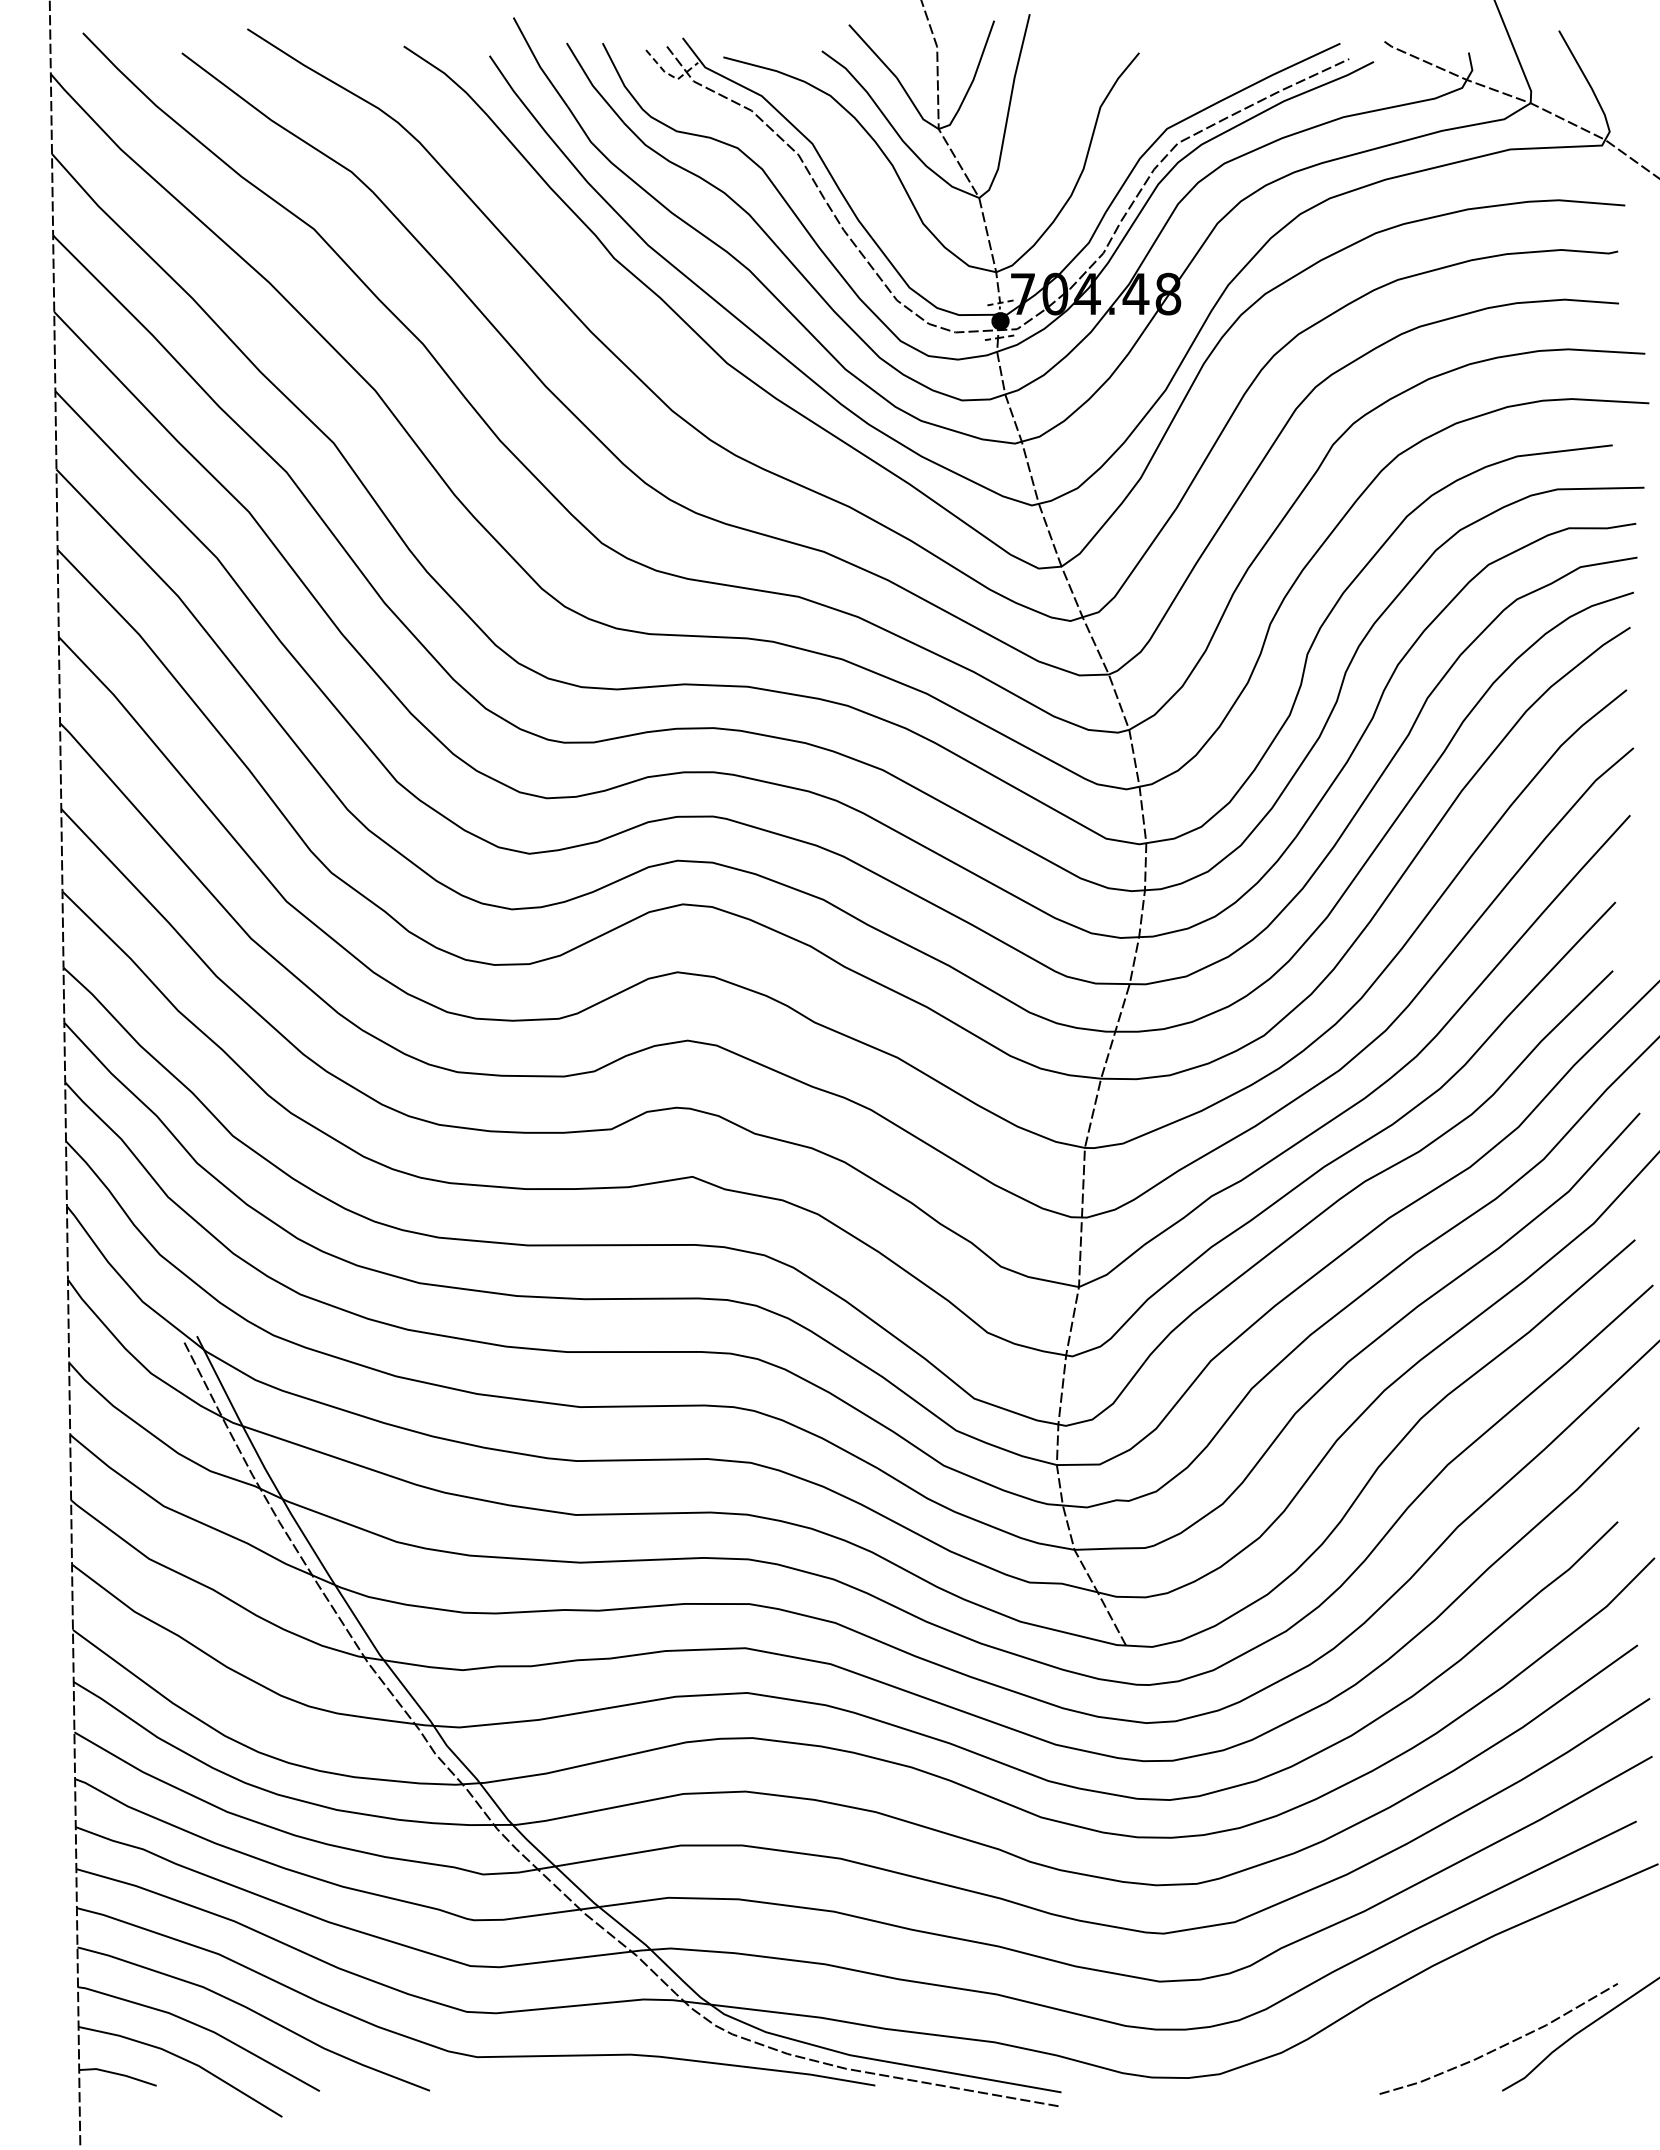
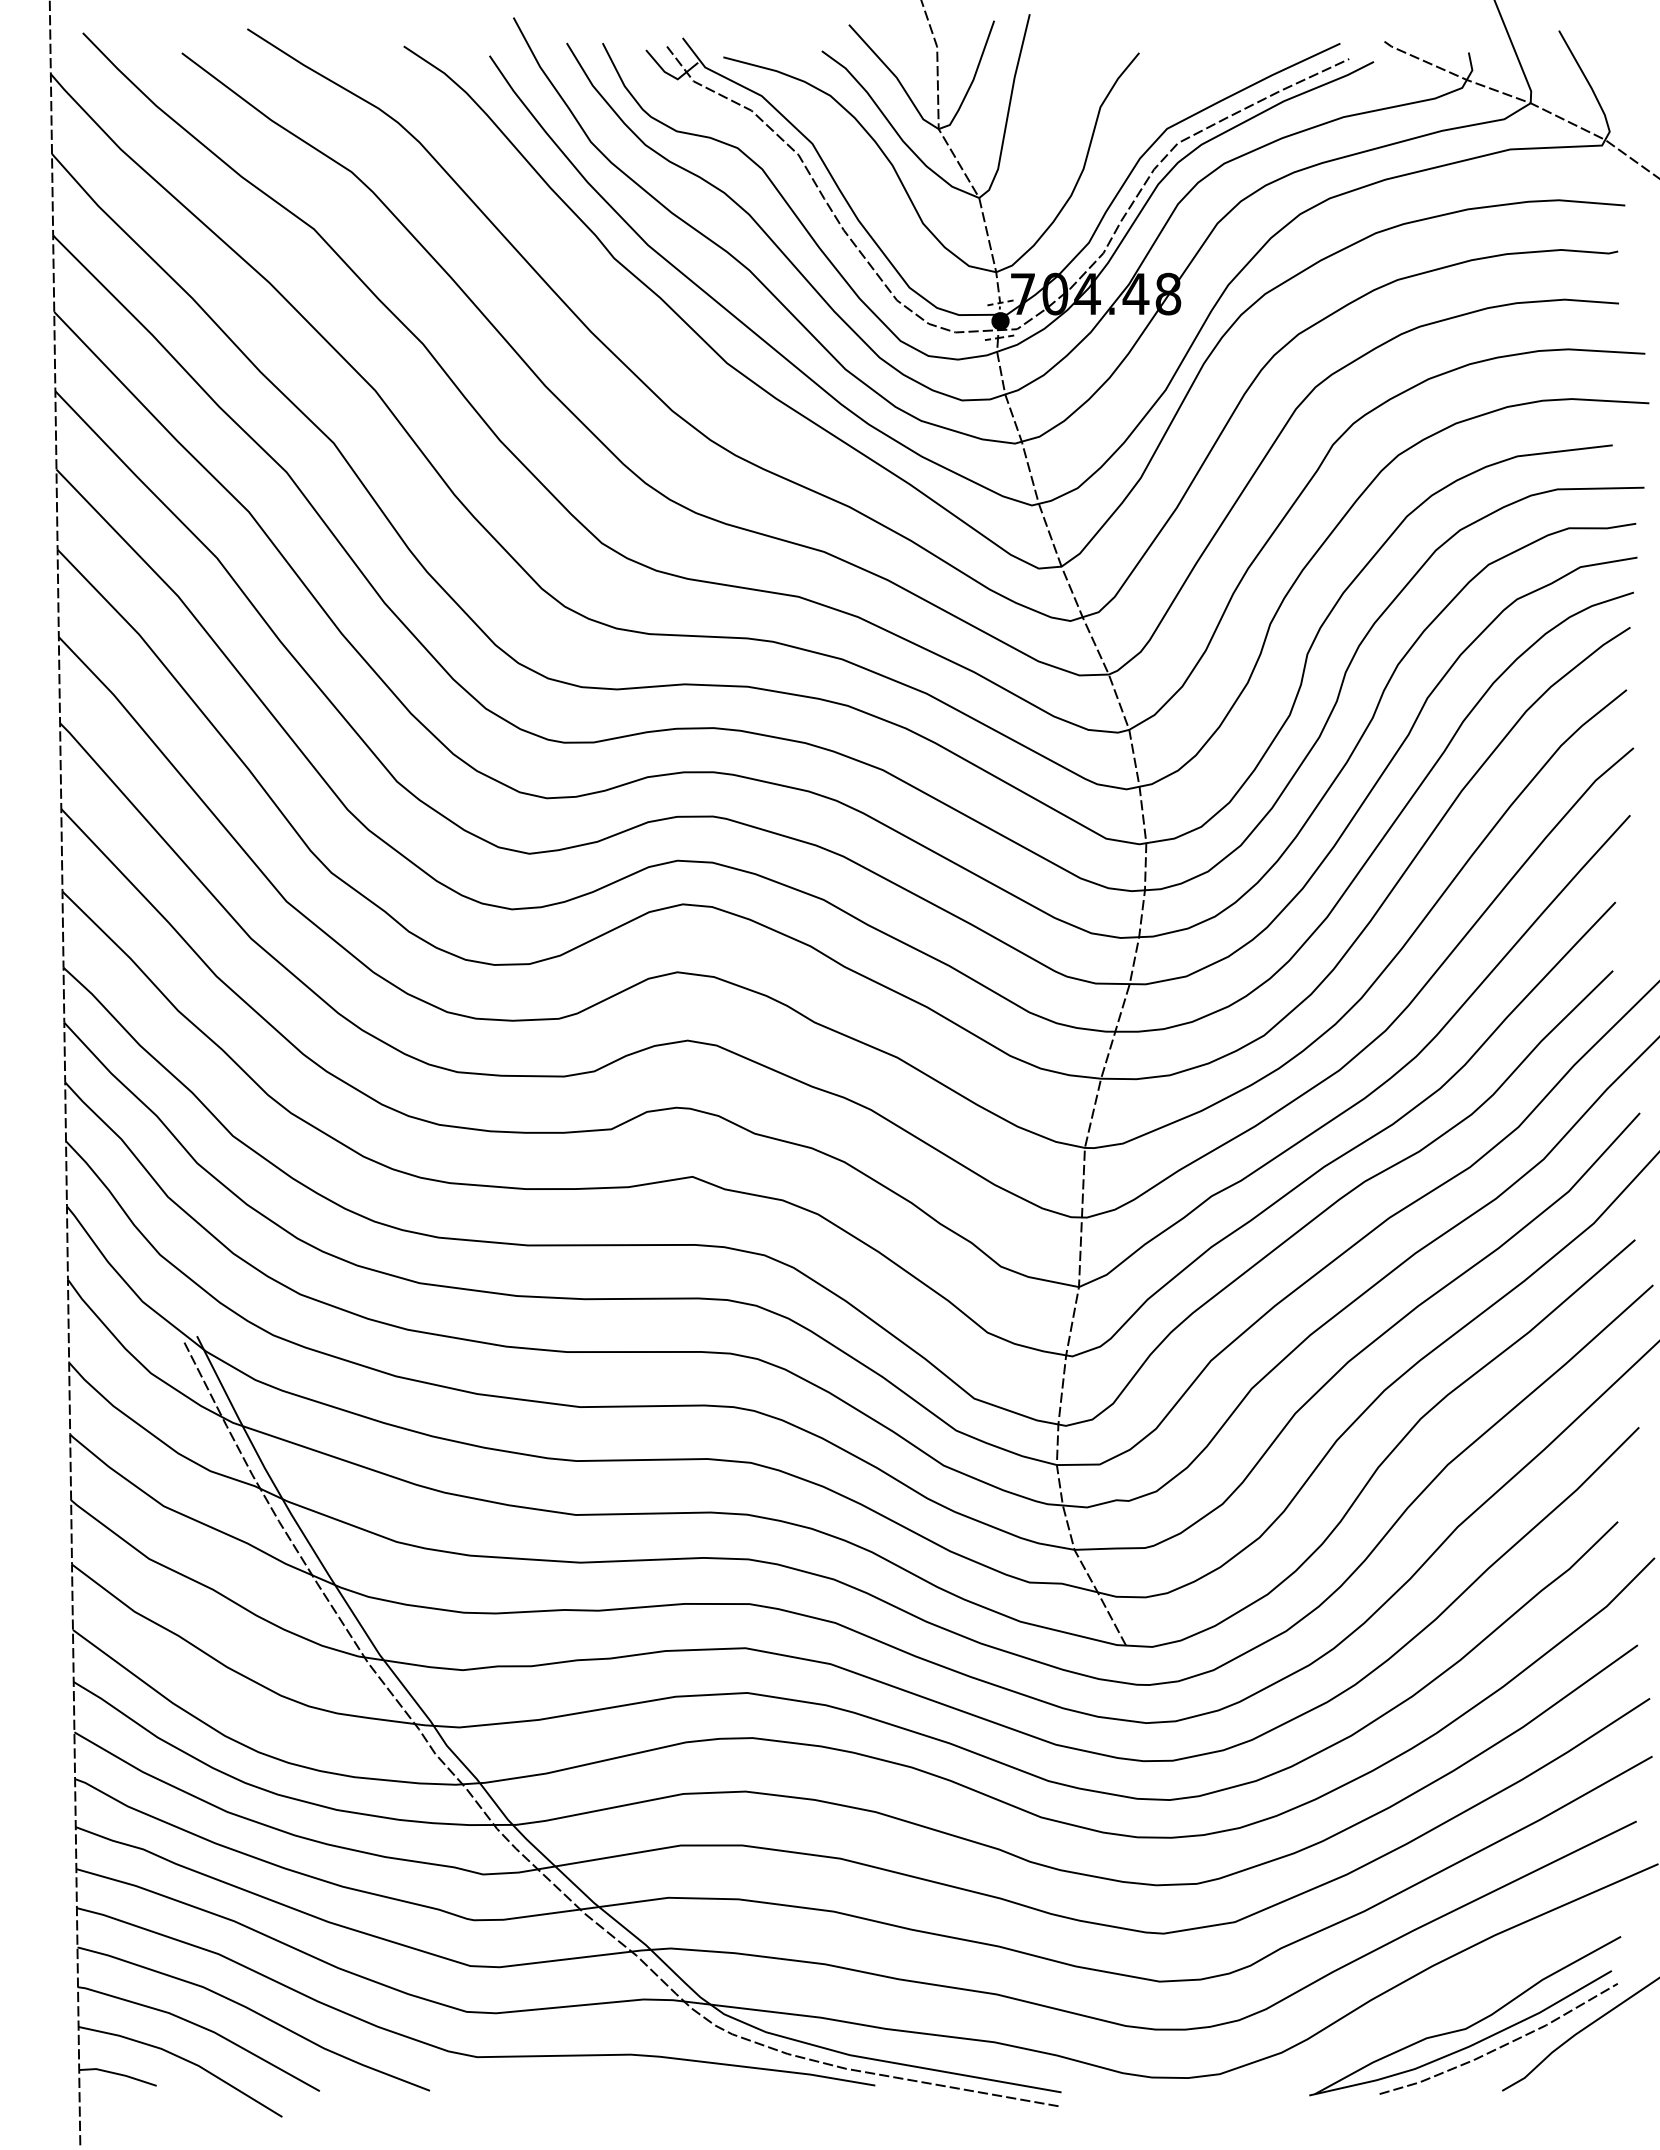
line: dashed -> solid (670, 75)
part: none -> present (1469, 2025)
